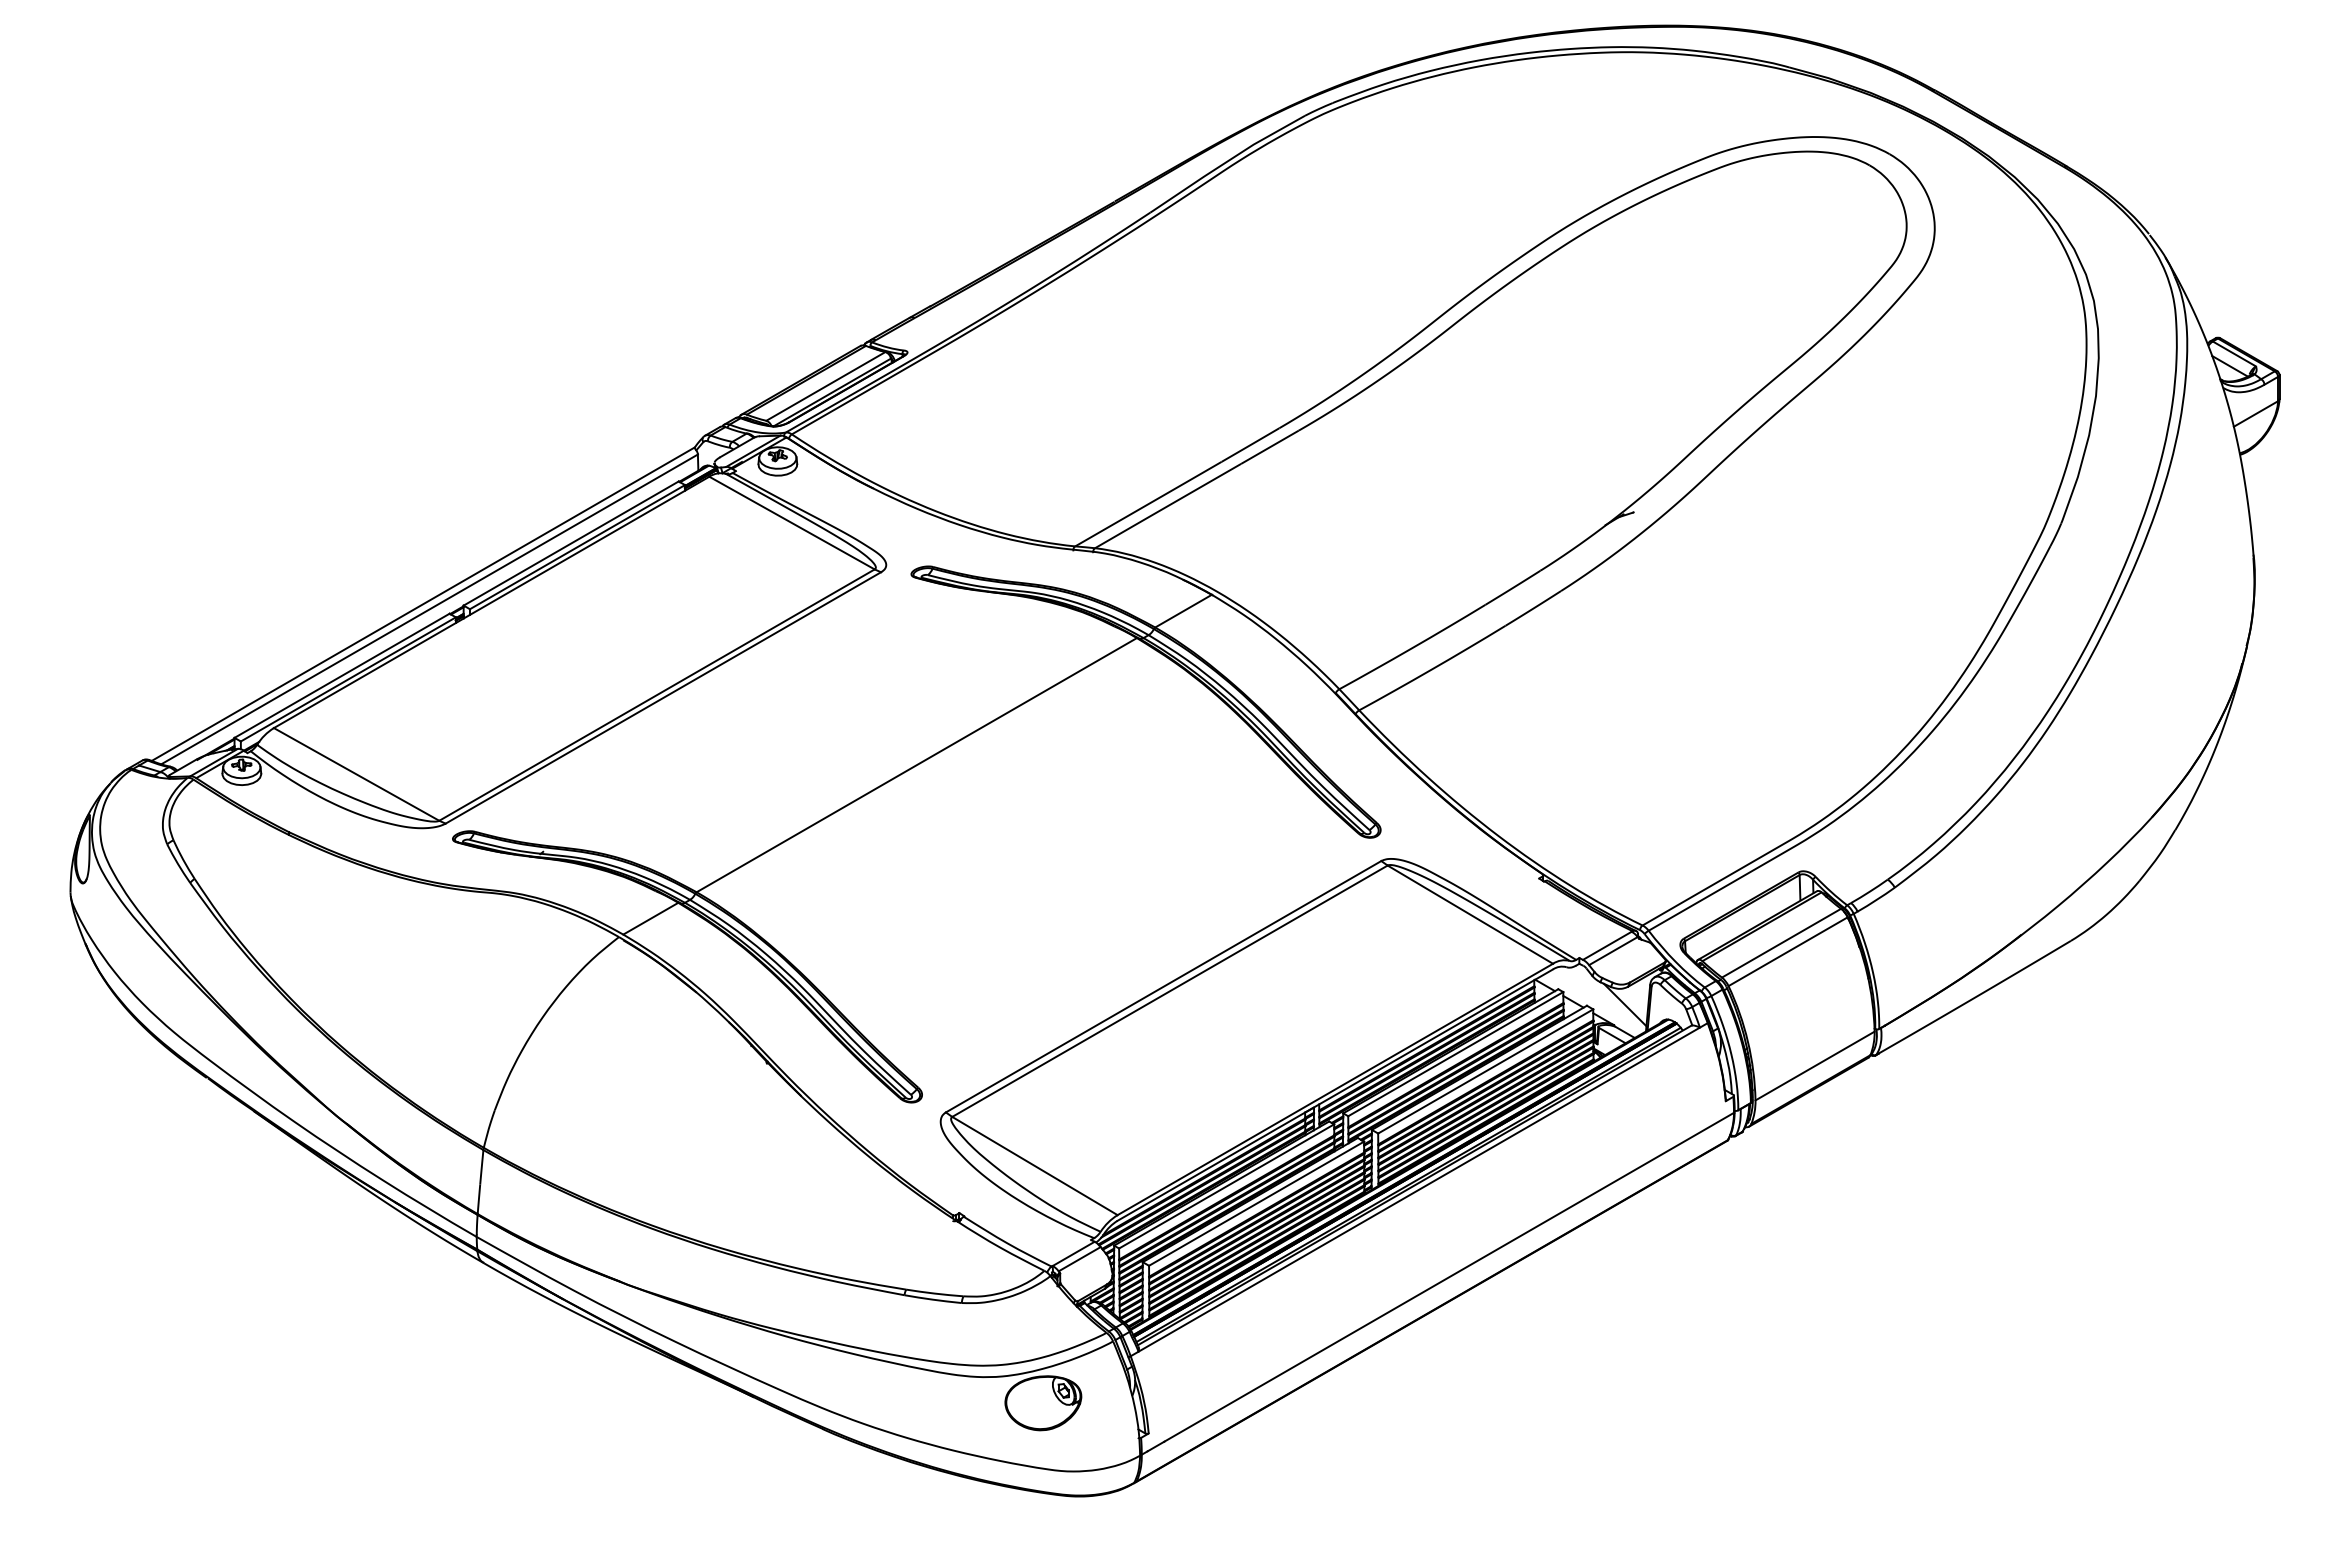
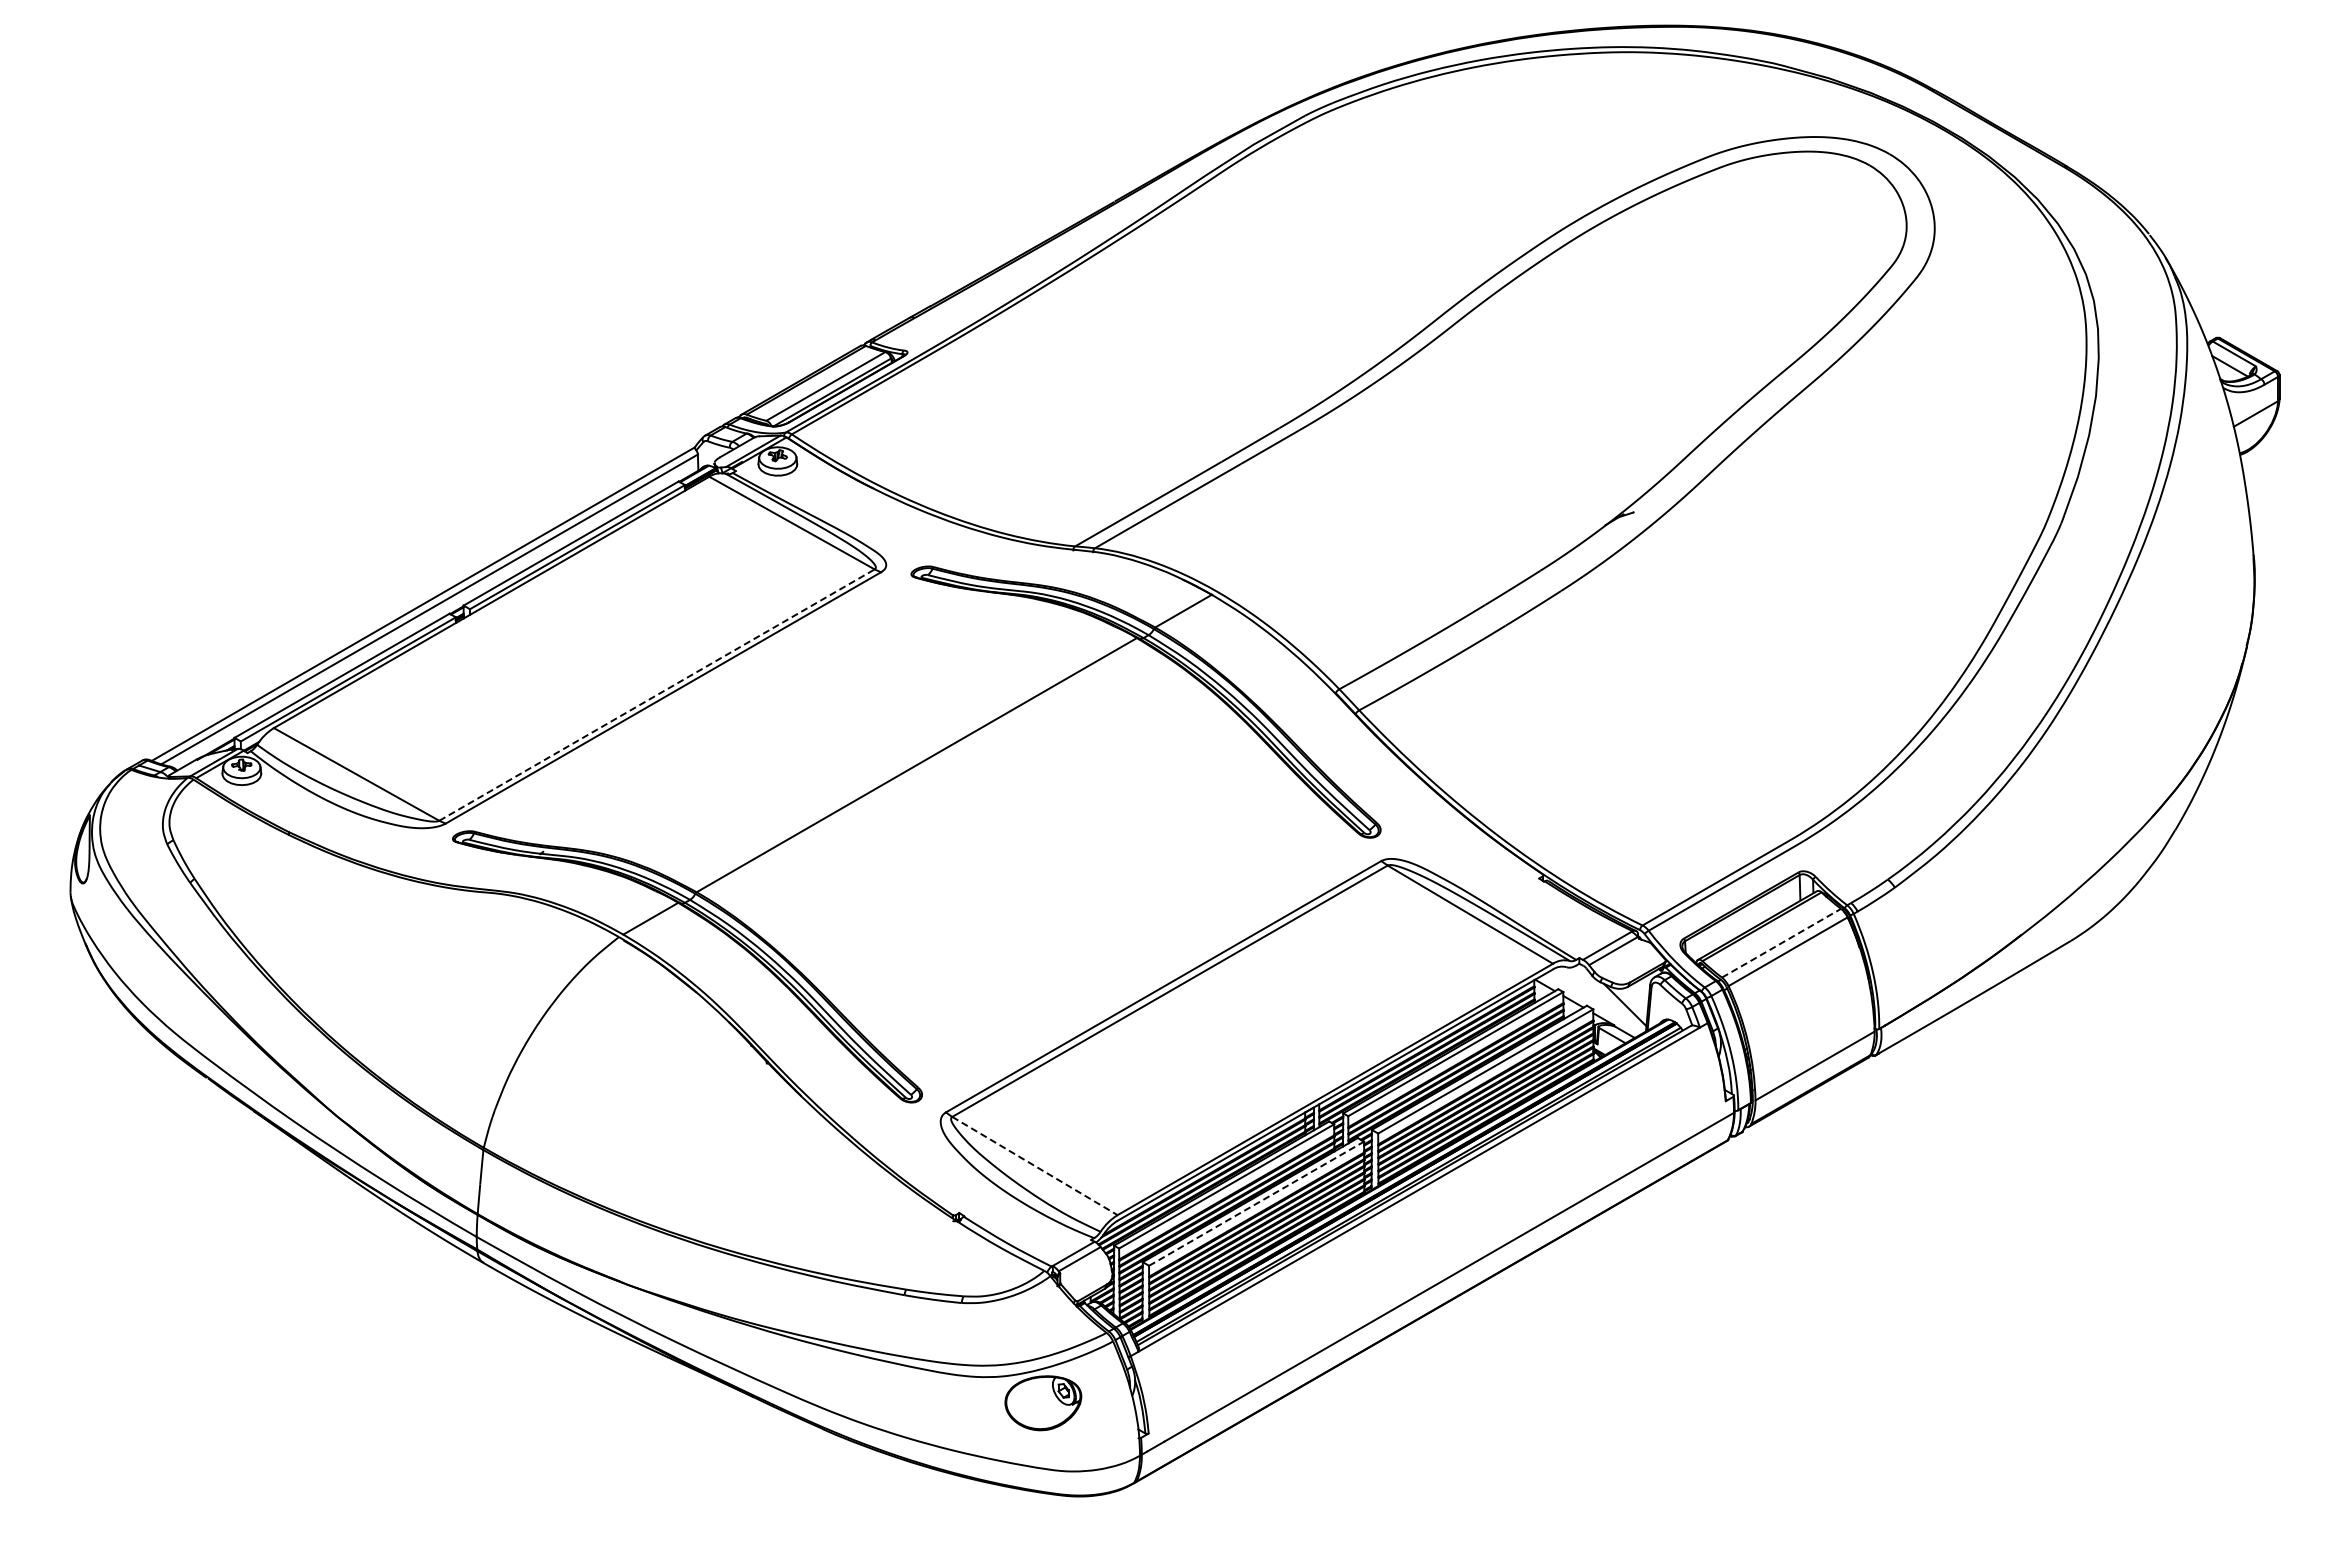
line: solid -> dashed (657, 694)
line: solid -> dashed (1781, 943)
line: solid -> dashed (1035, 1166)
line: solid -> dashed (1257, 1203)
